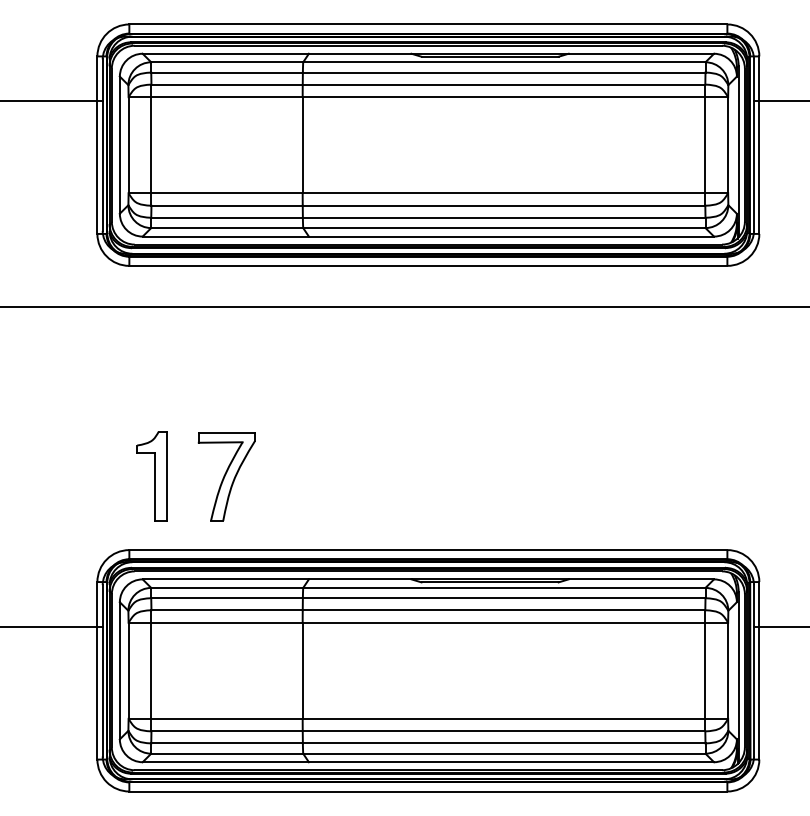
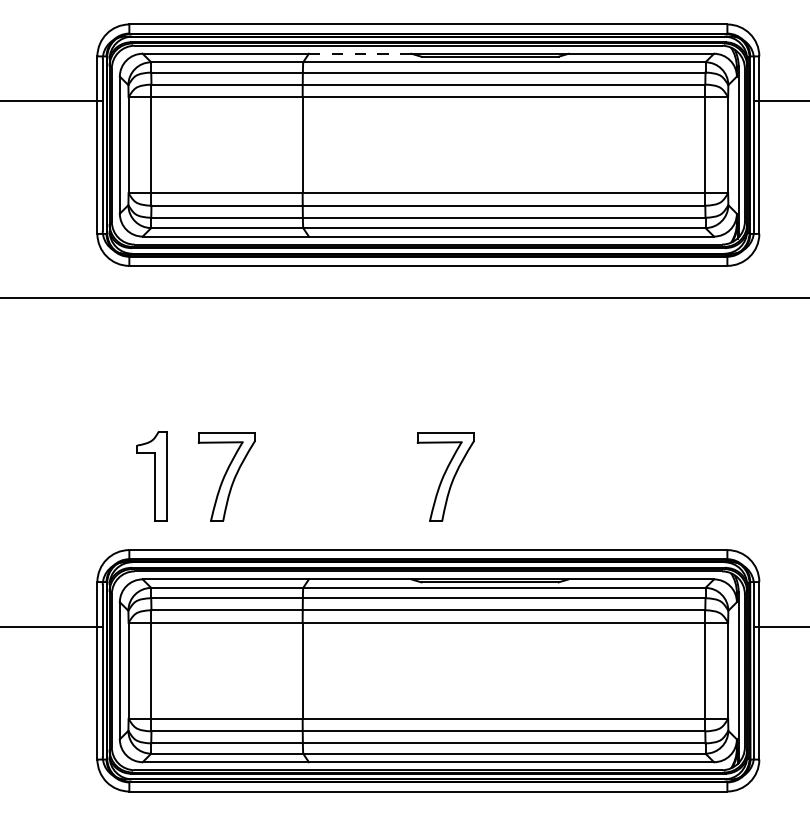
line: solid -> dashed (360, 53)
line position: (404, 307) -> (404, 298) (404, 298)
part: none -> present (445, 476)
